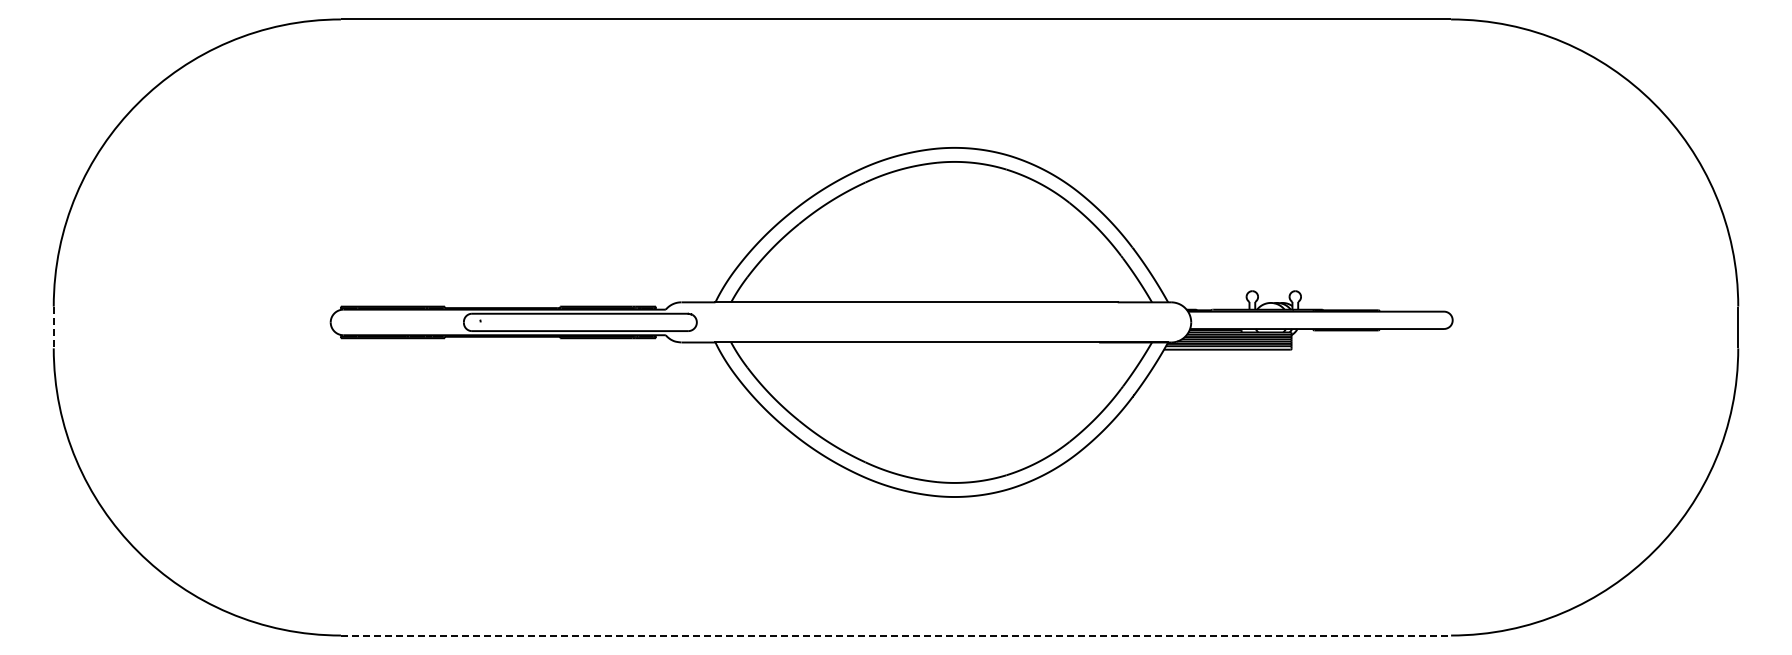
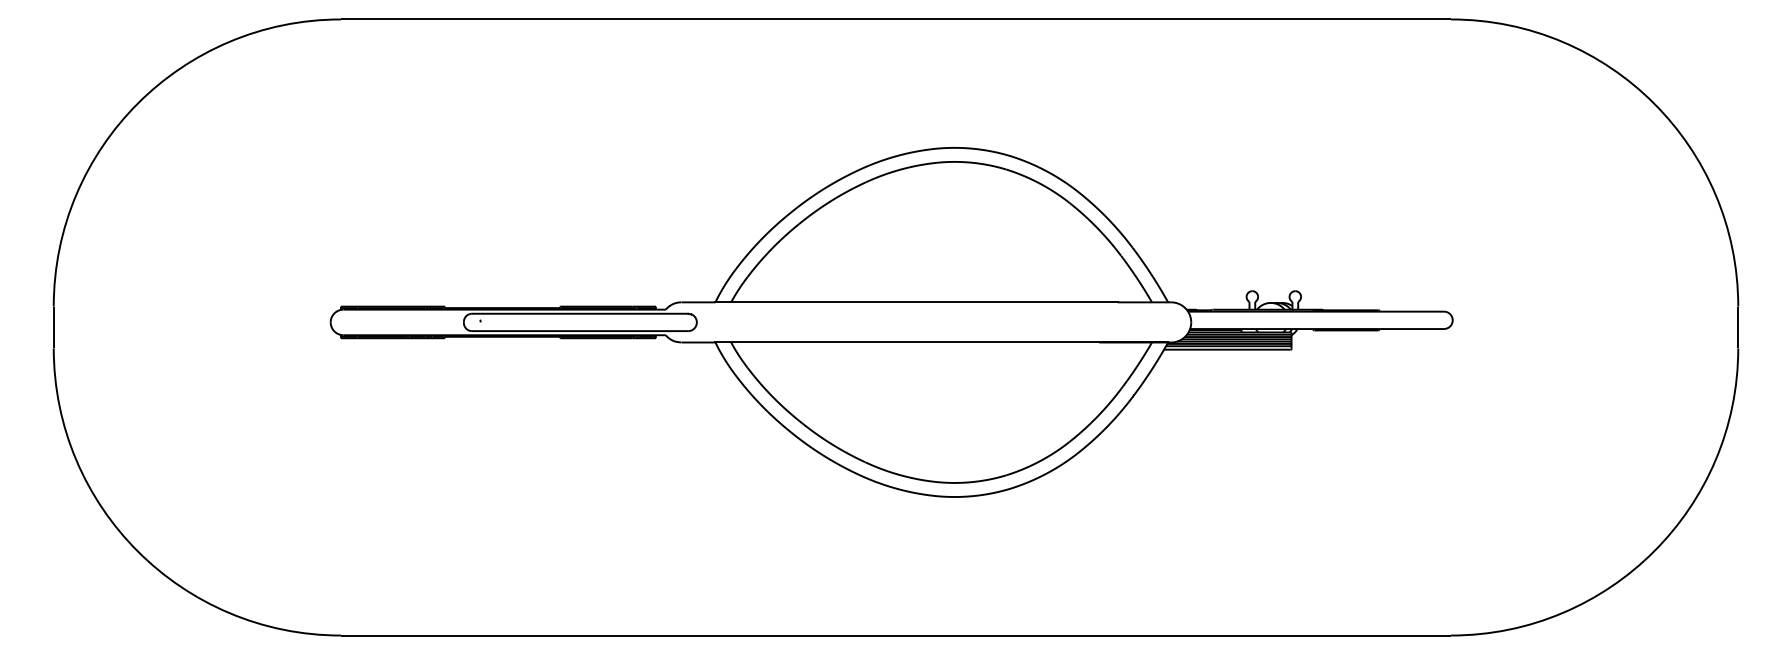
line: dashed -> solid (53, 327)
line: dashed -> solid (896, 635)
